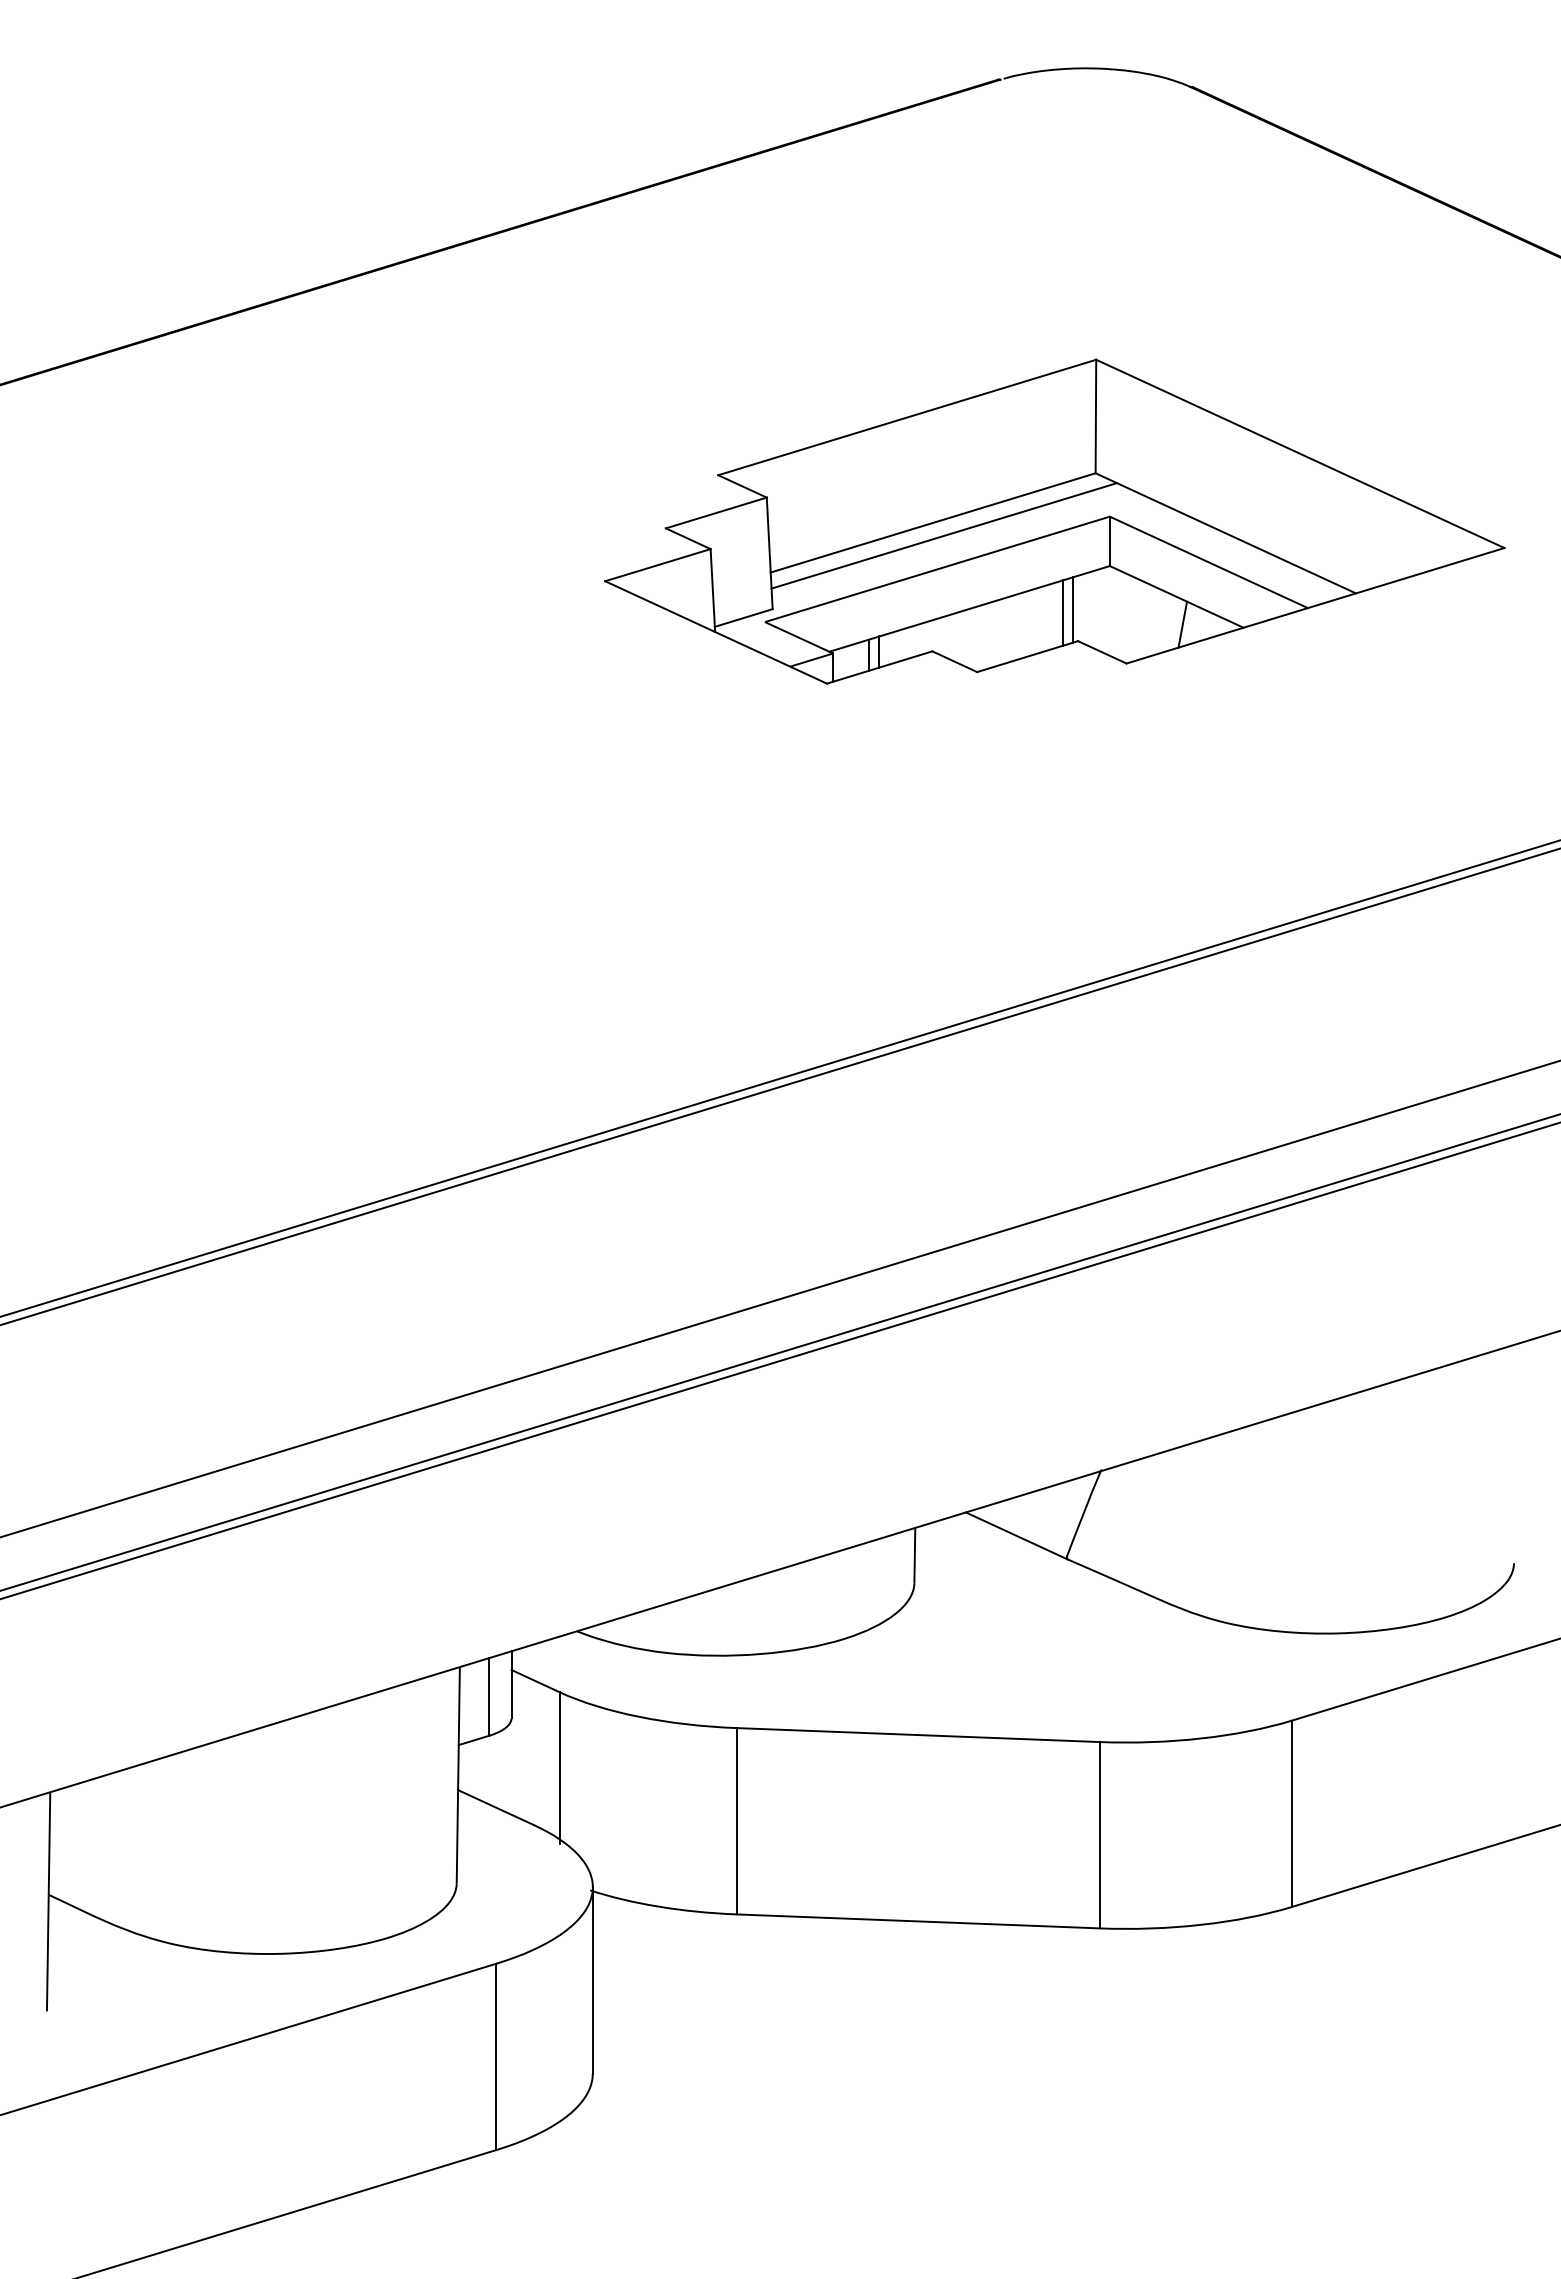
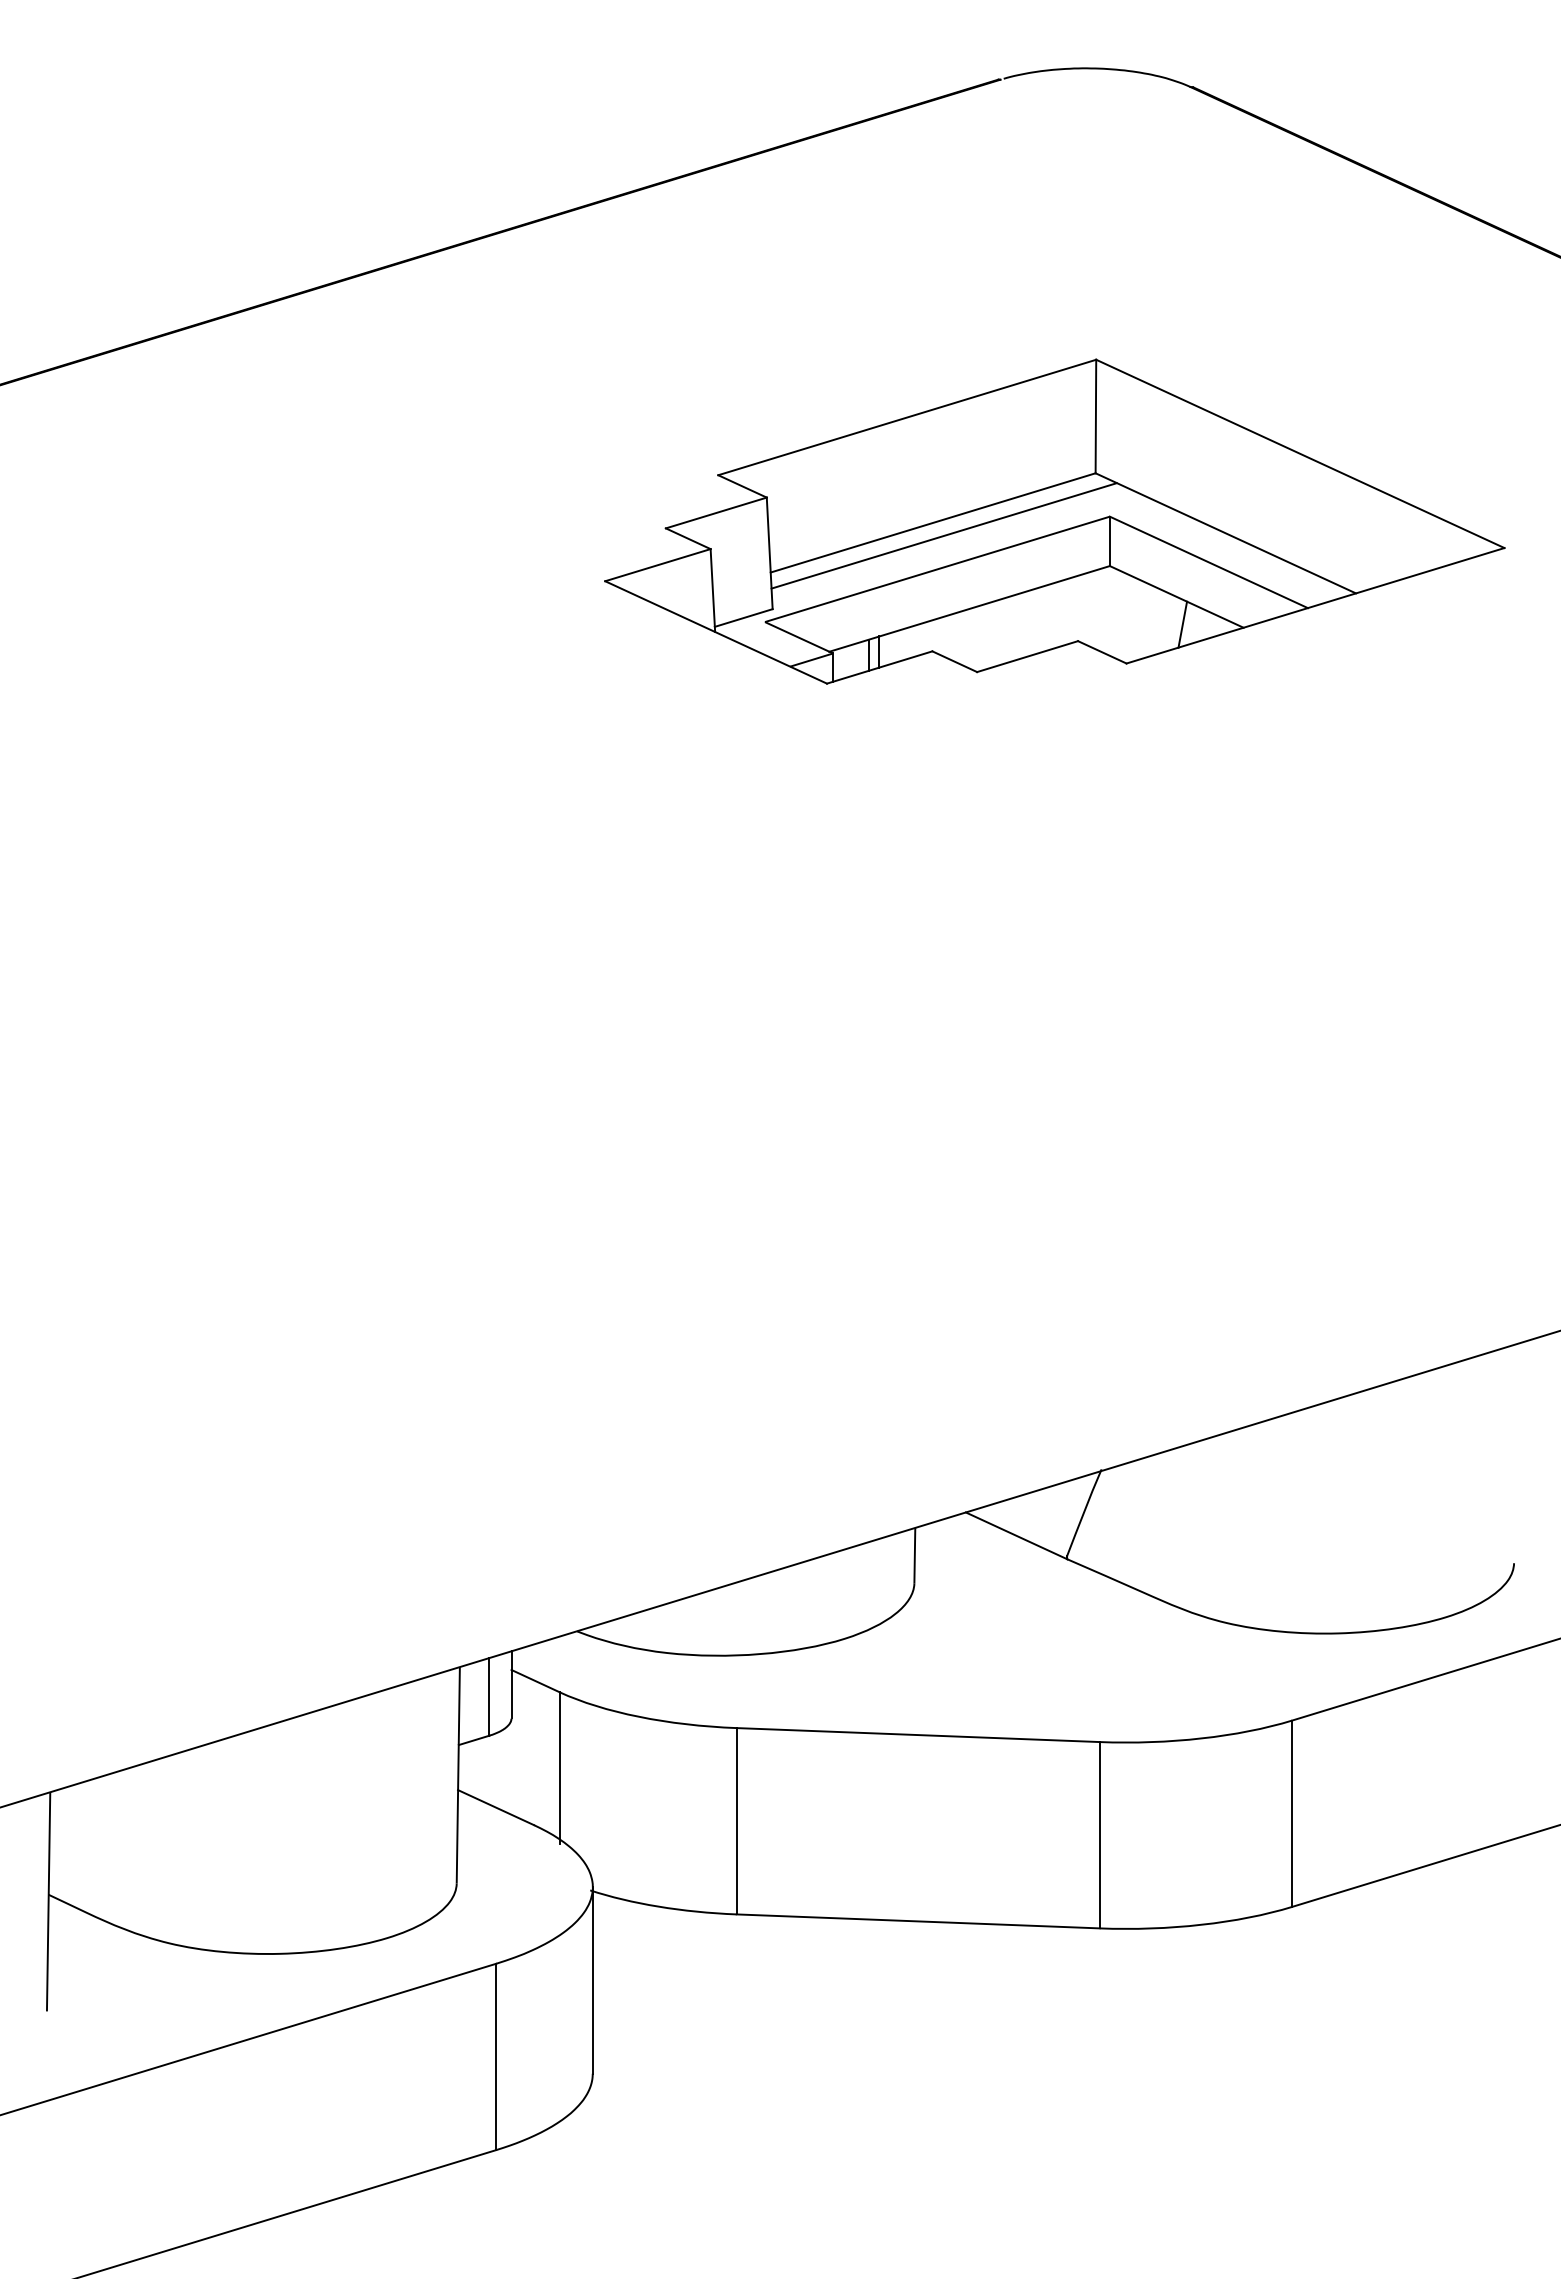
line: present -> none (1073, 609)
line: present -> none (1062, 612)
line: present -> none (779, 1078)
line: present -> none (779, 1086)
line: present -> none (779, 1298)
line: present -> none (779, 1352)
line: present -> none (779, 1360)
